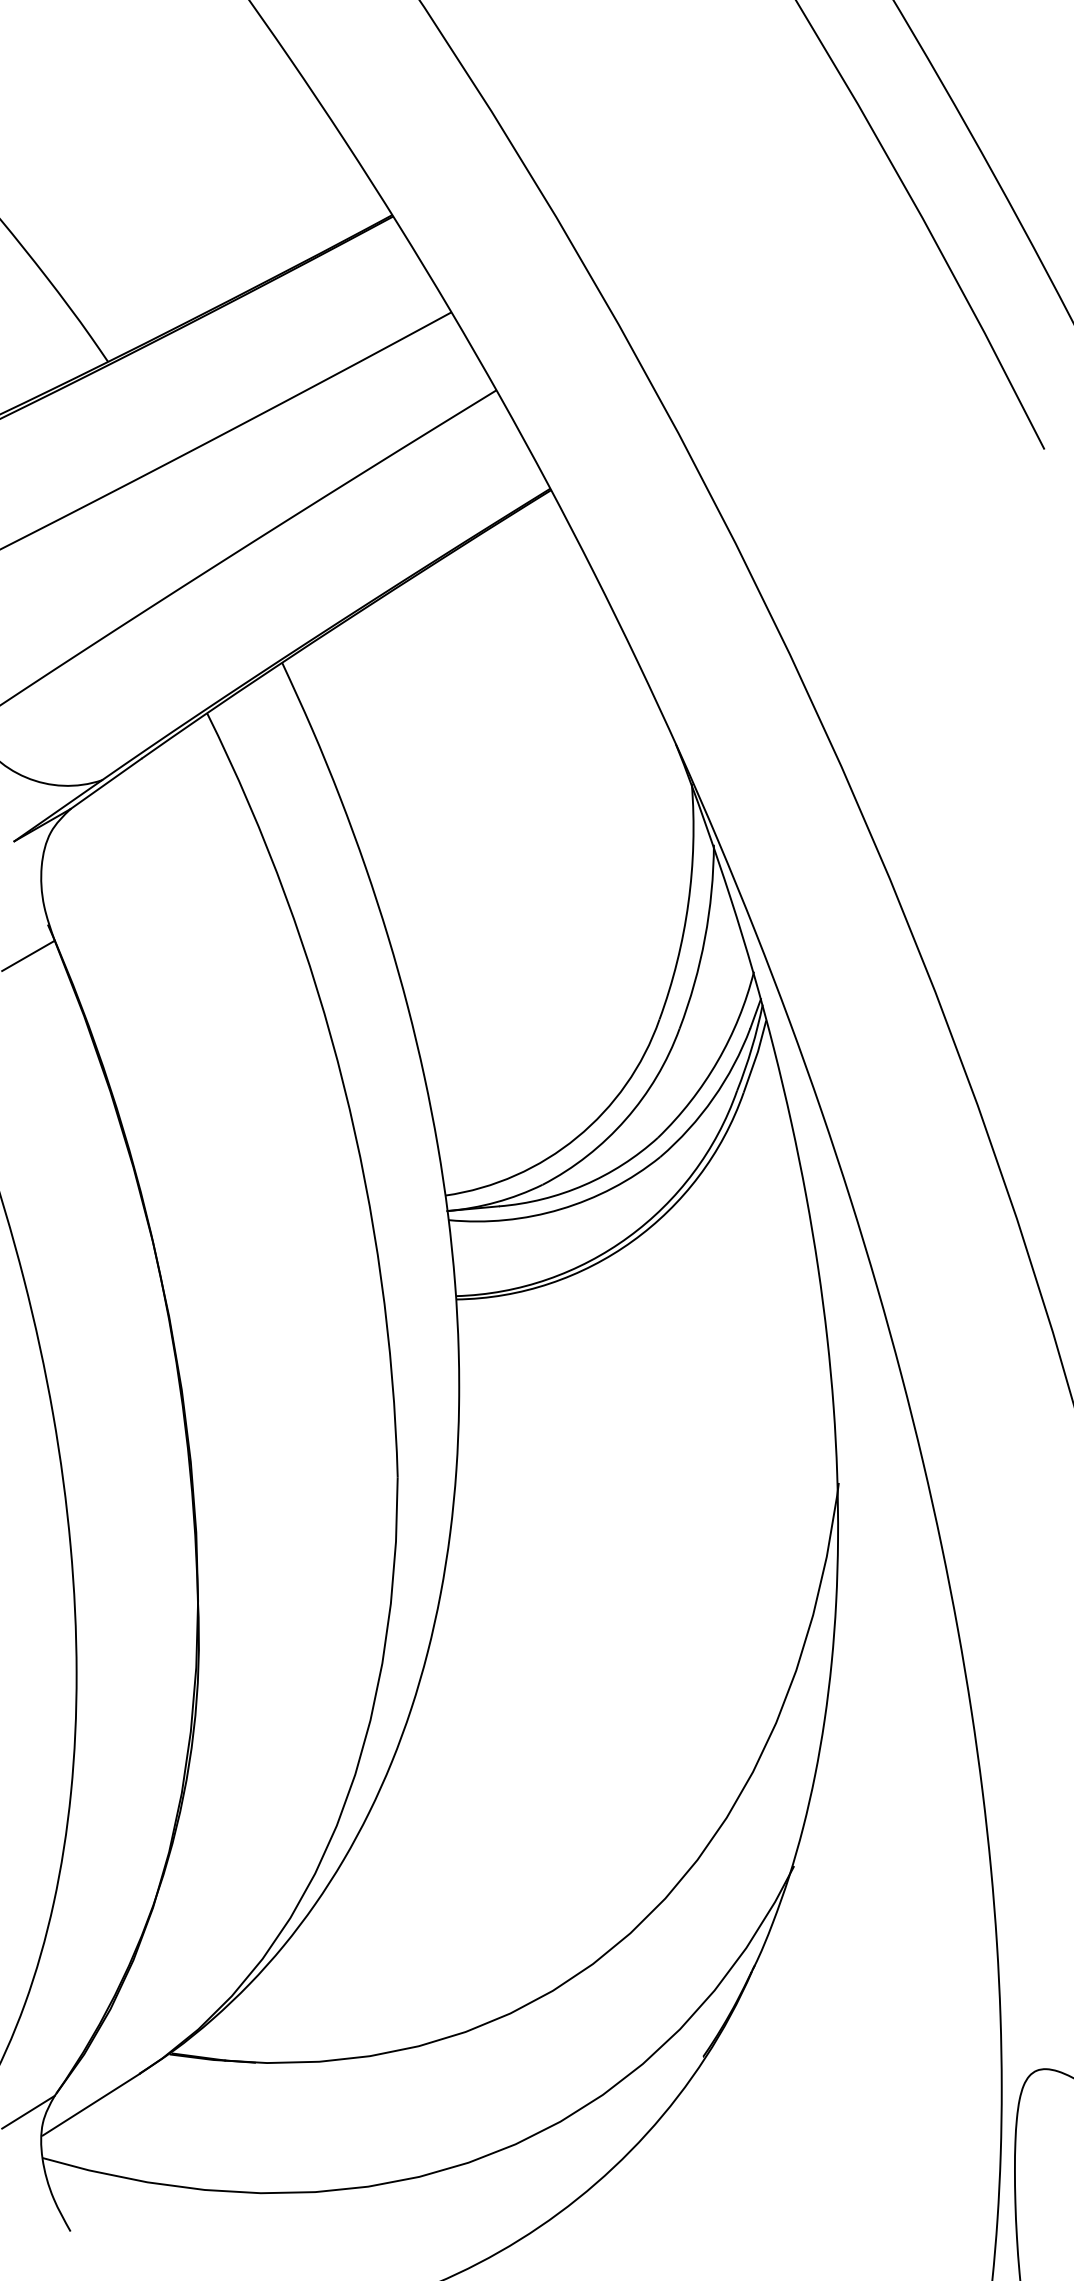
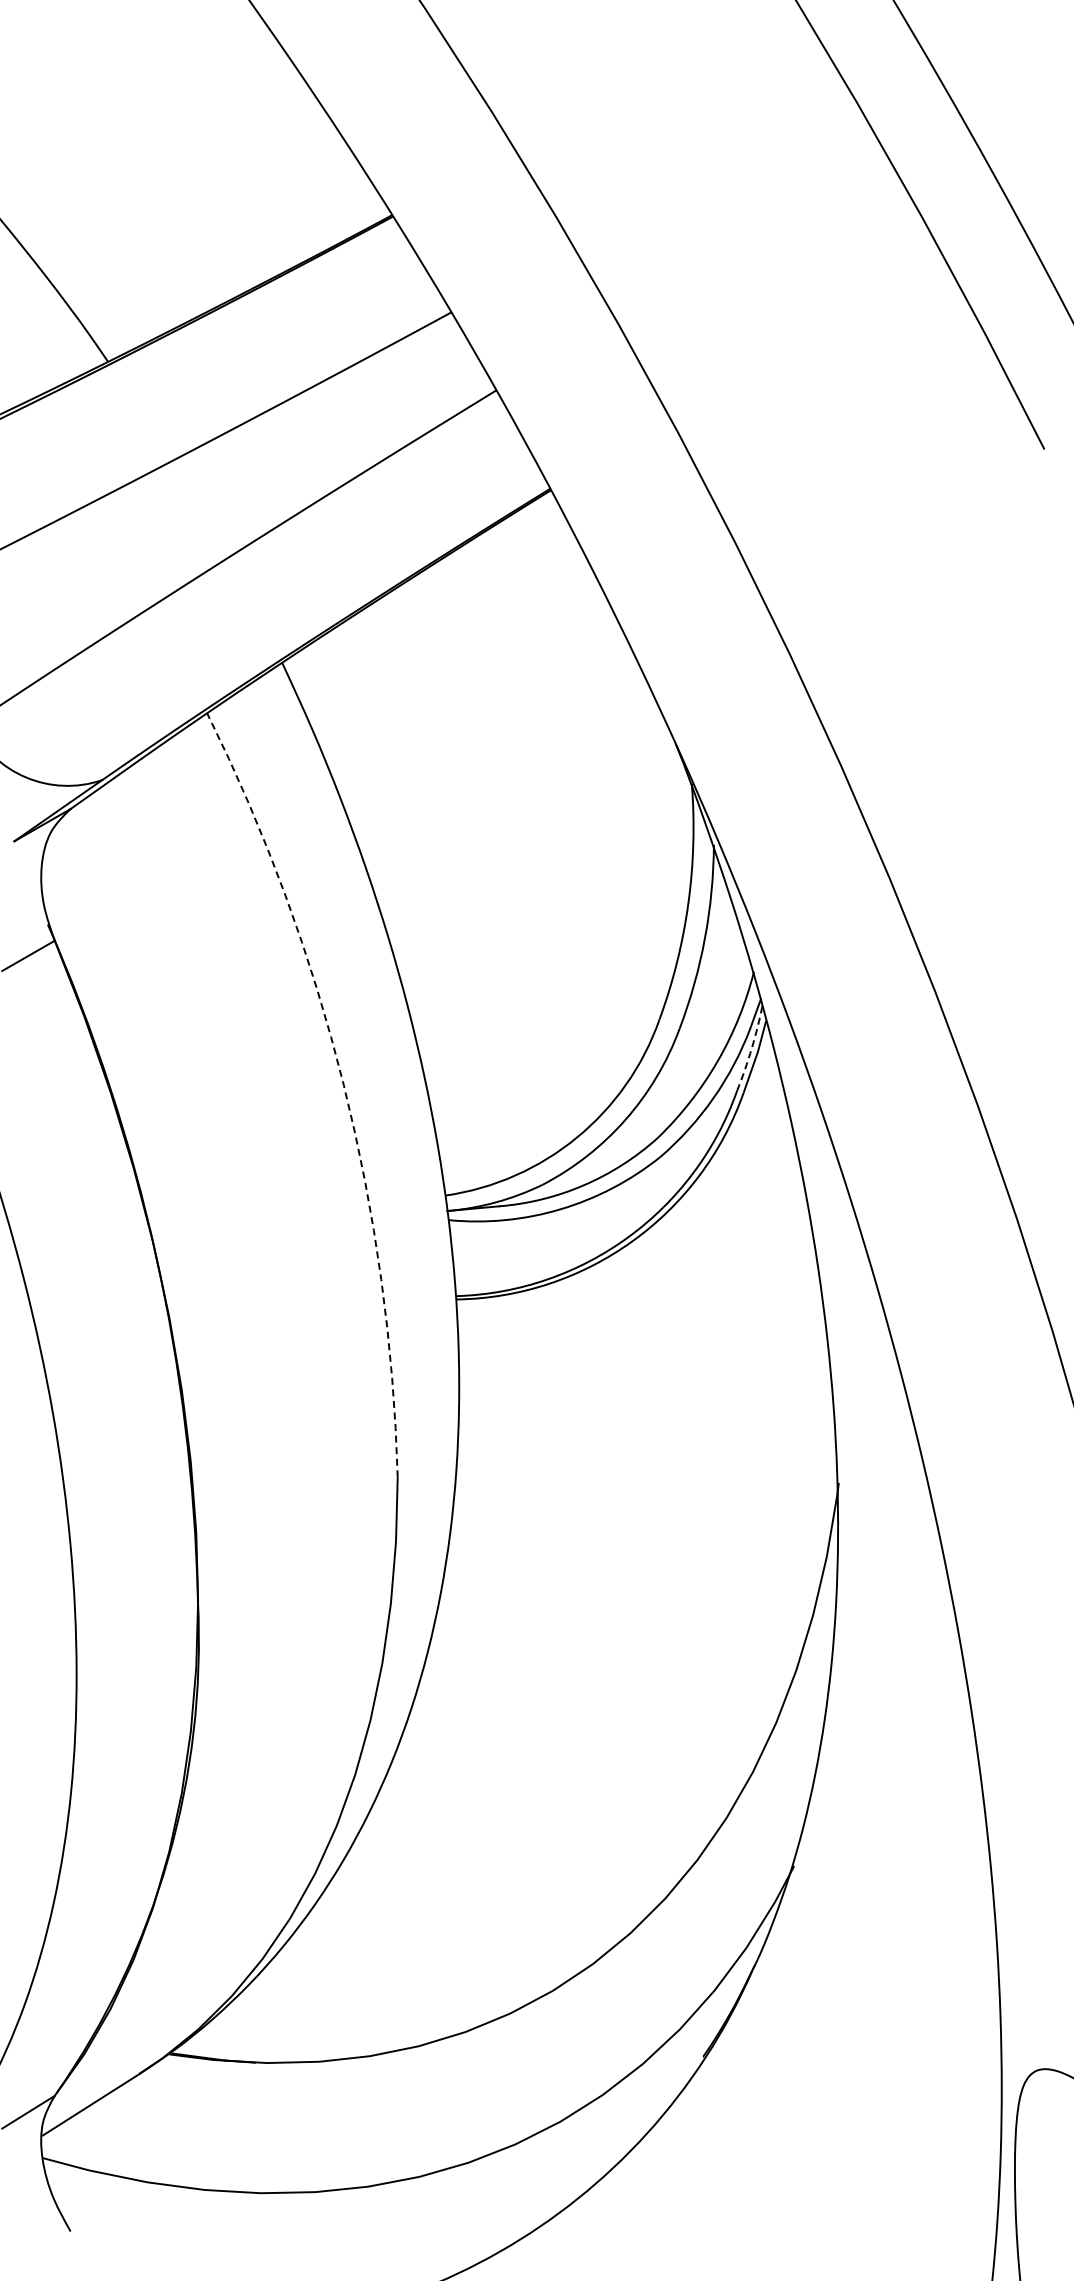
arc: solid -> dashed (751, 1048)
arc: solid -> dashed (343, 1085)
